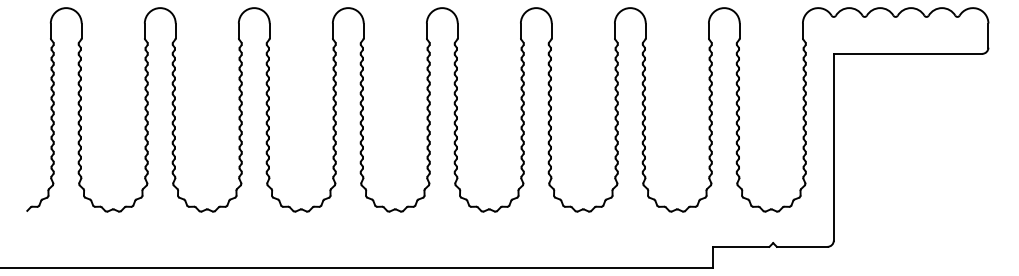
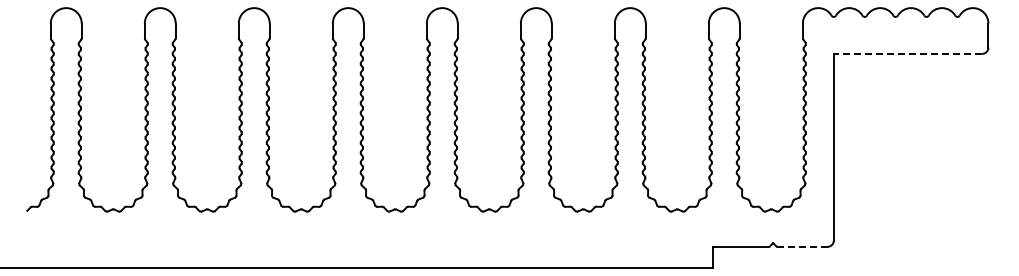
line: solid -> dashed (907, 53)
line: solid -> dashed (801, 246)
